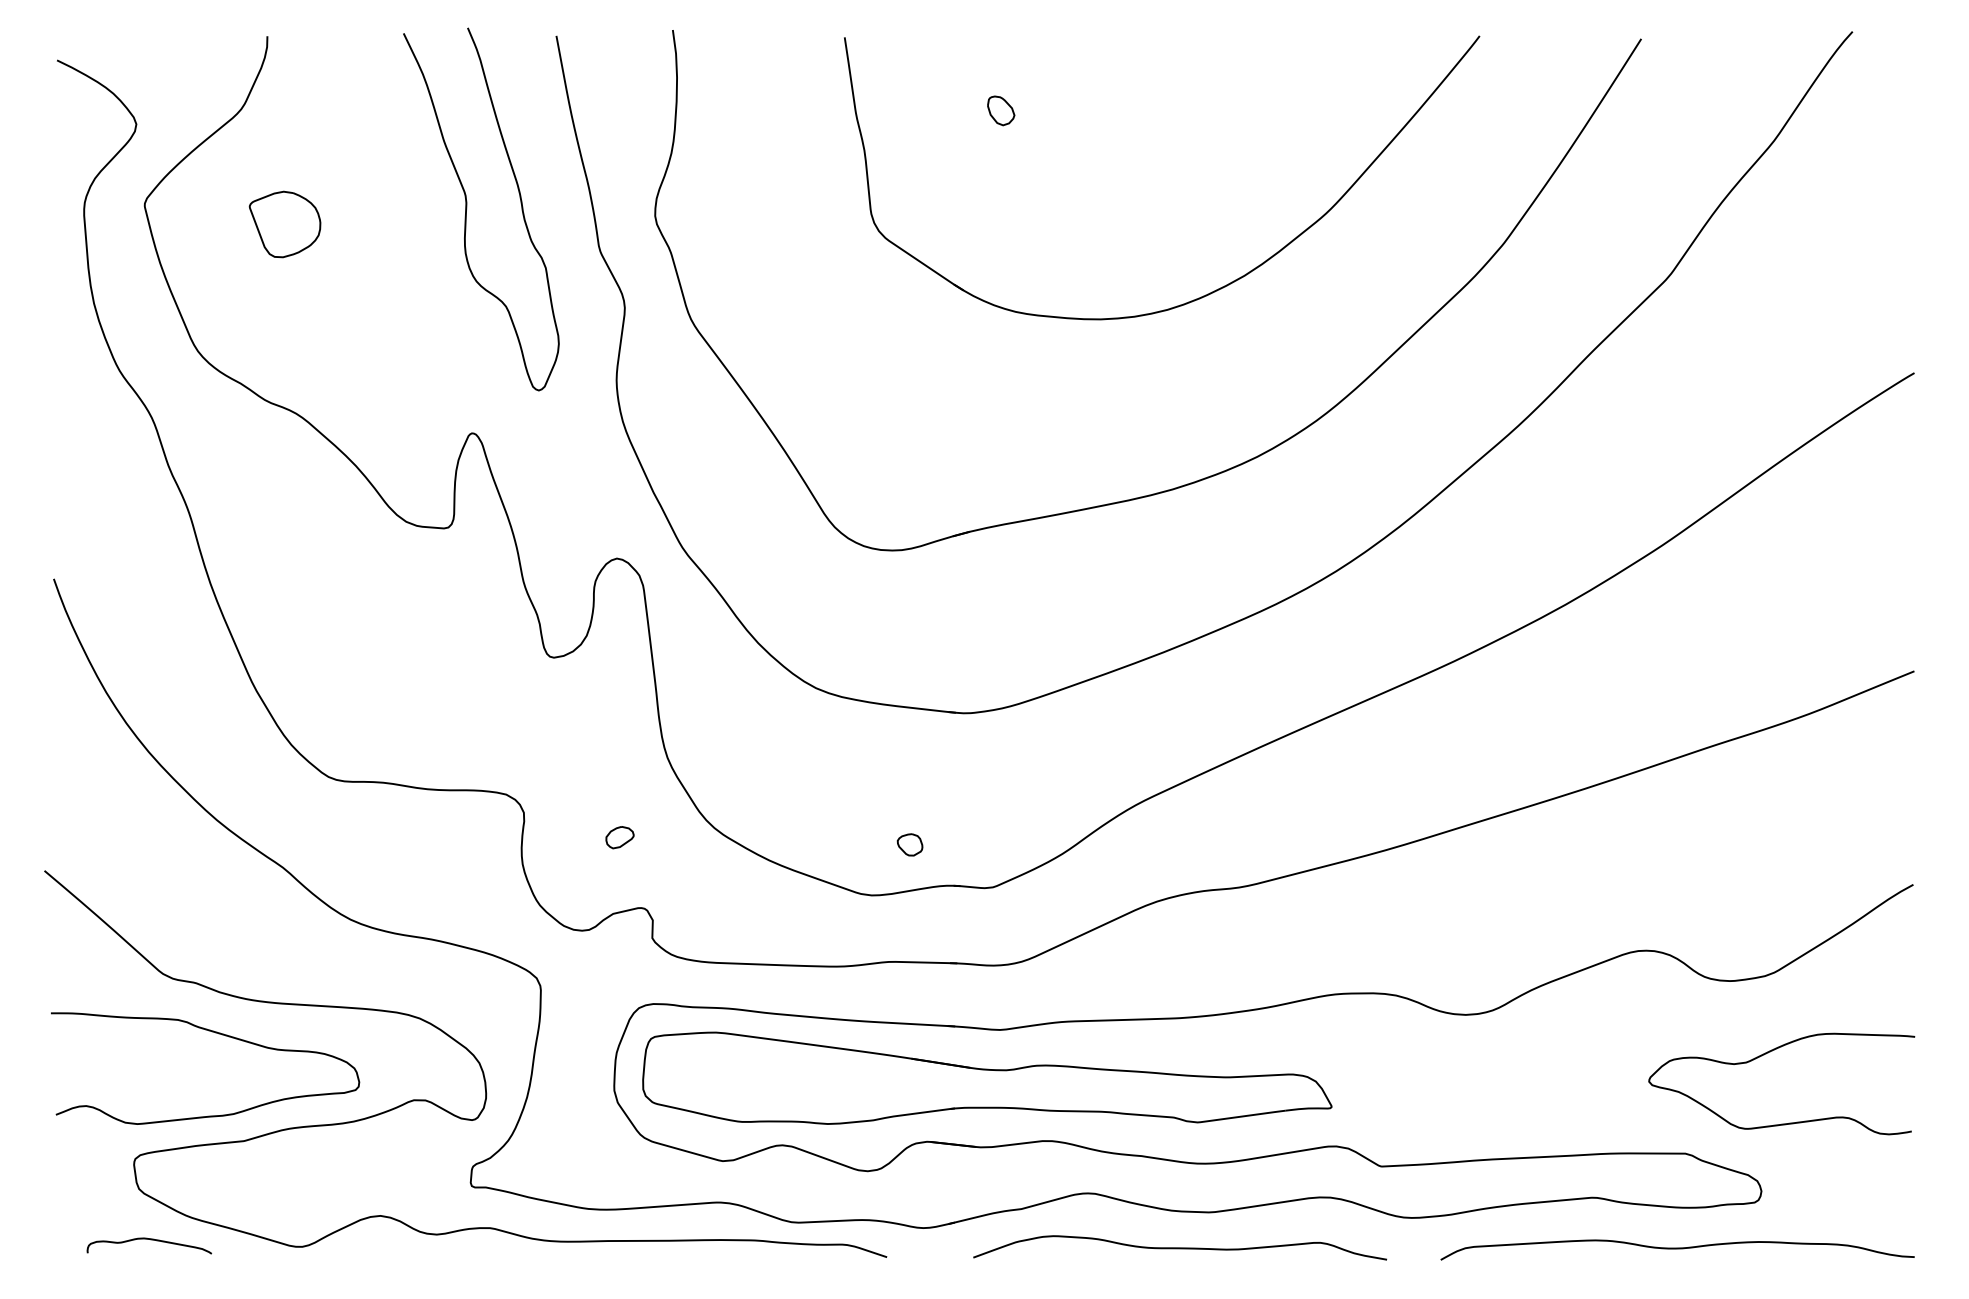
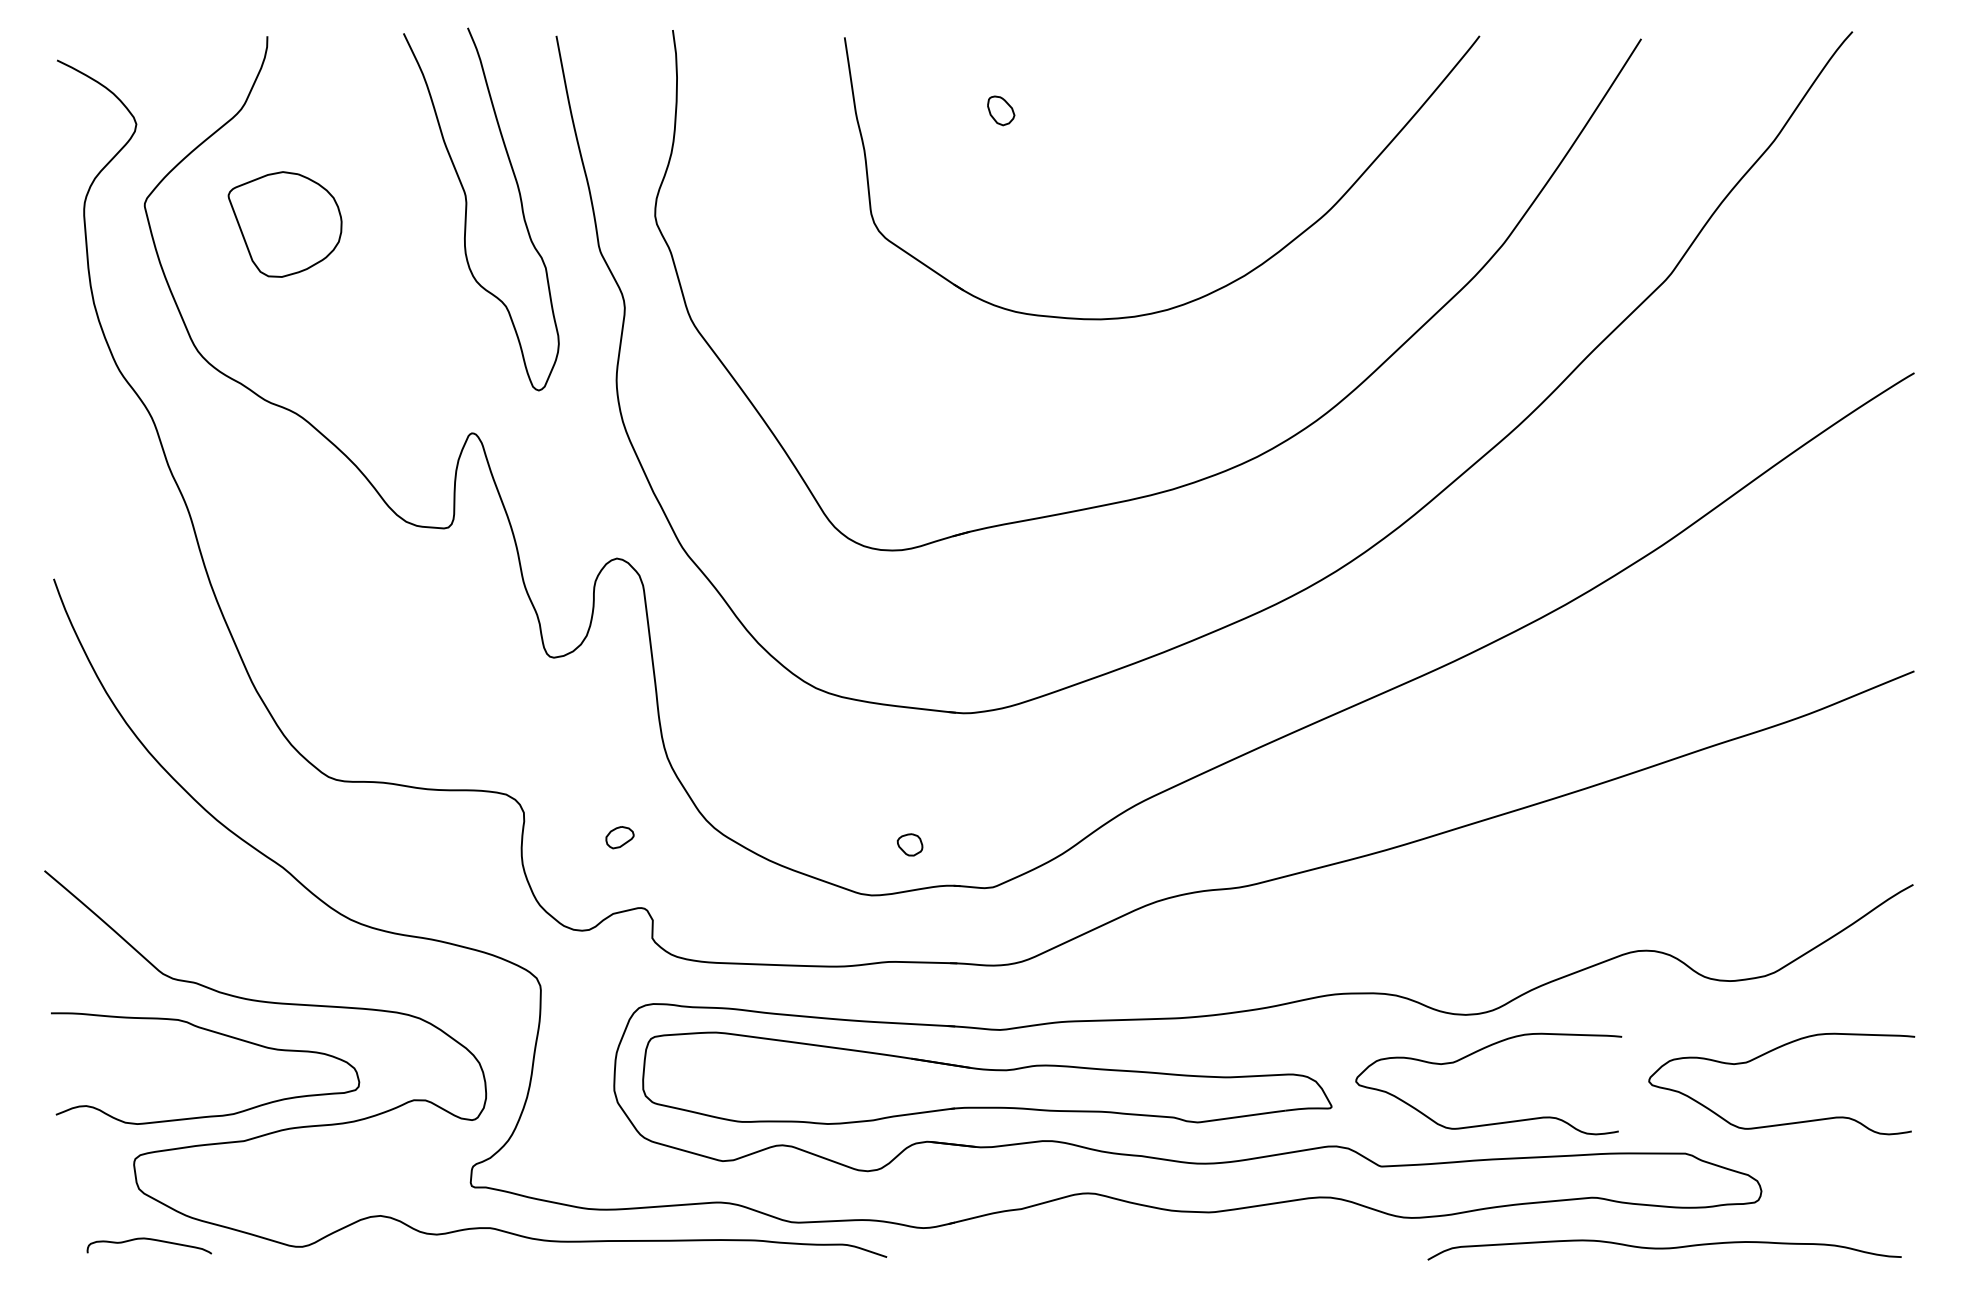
part size: 74x69 px -> 116x107 px (284, 224)
curve: none -> present (1473, 1054)
curve: present -> none (1180, 1247)
curve position: (1677, 1249) -> (1664, 1249) (1664, 1249)
